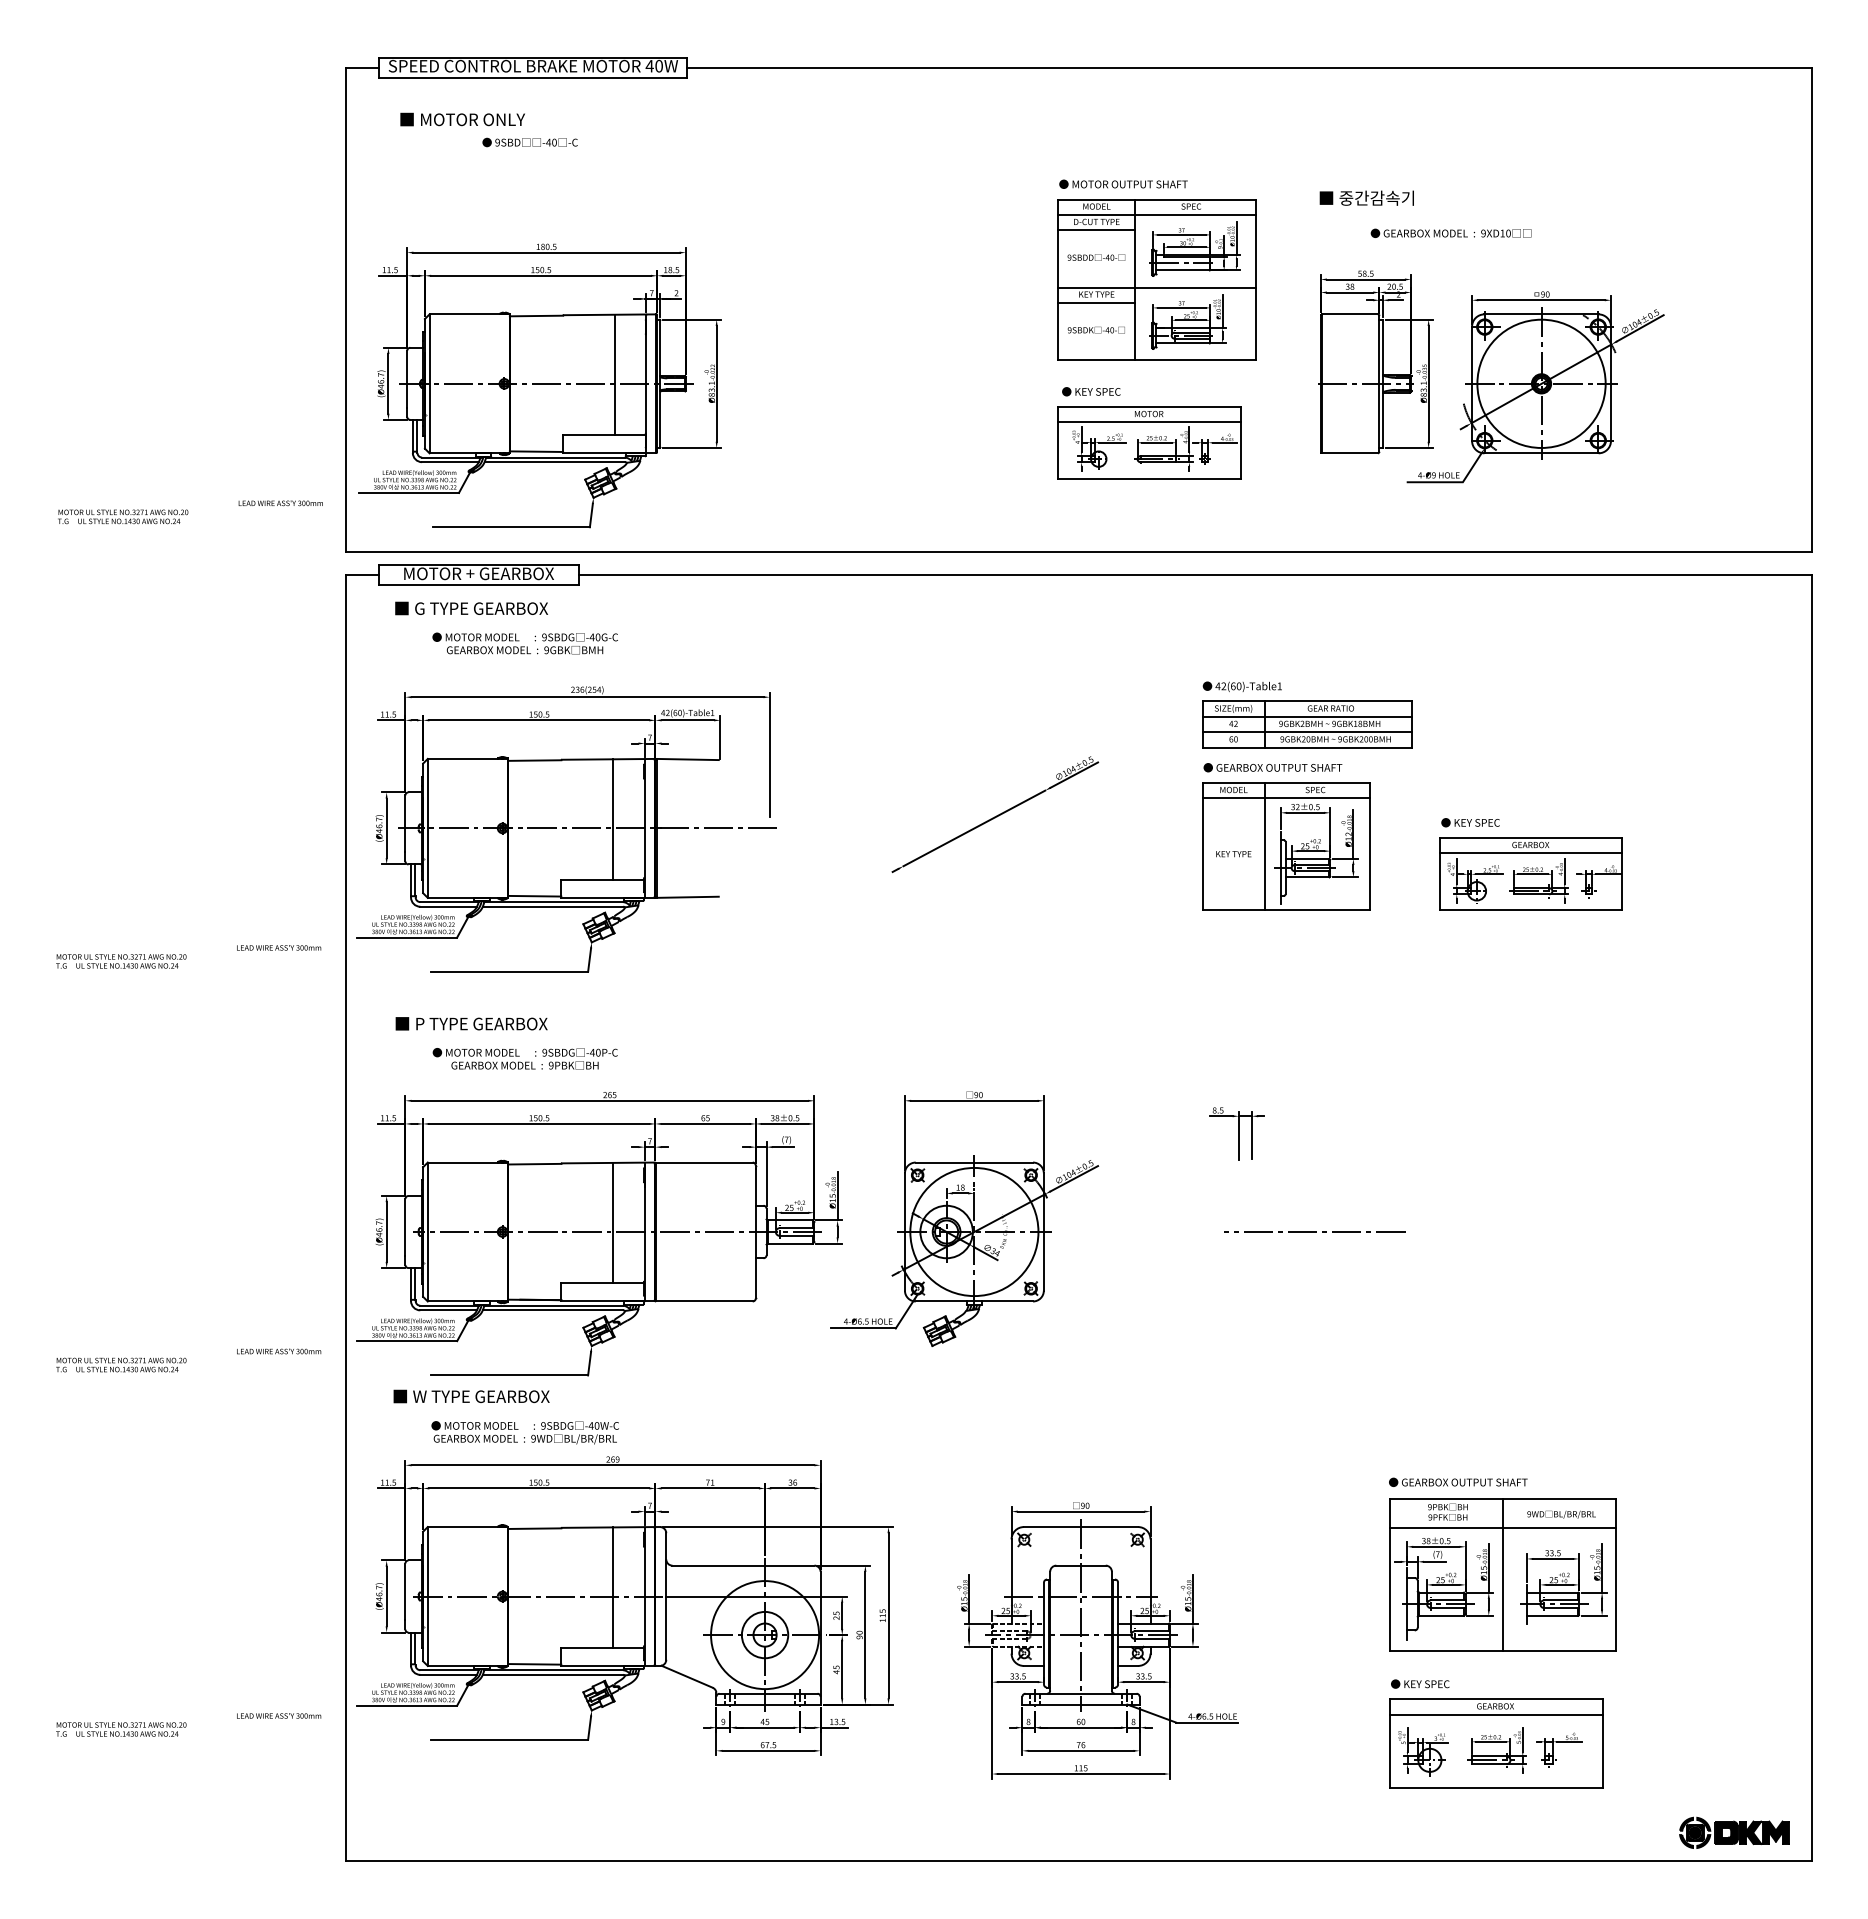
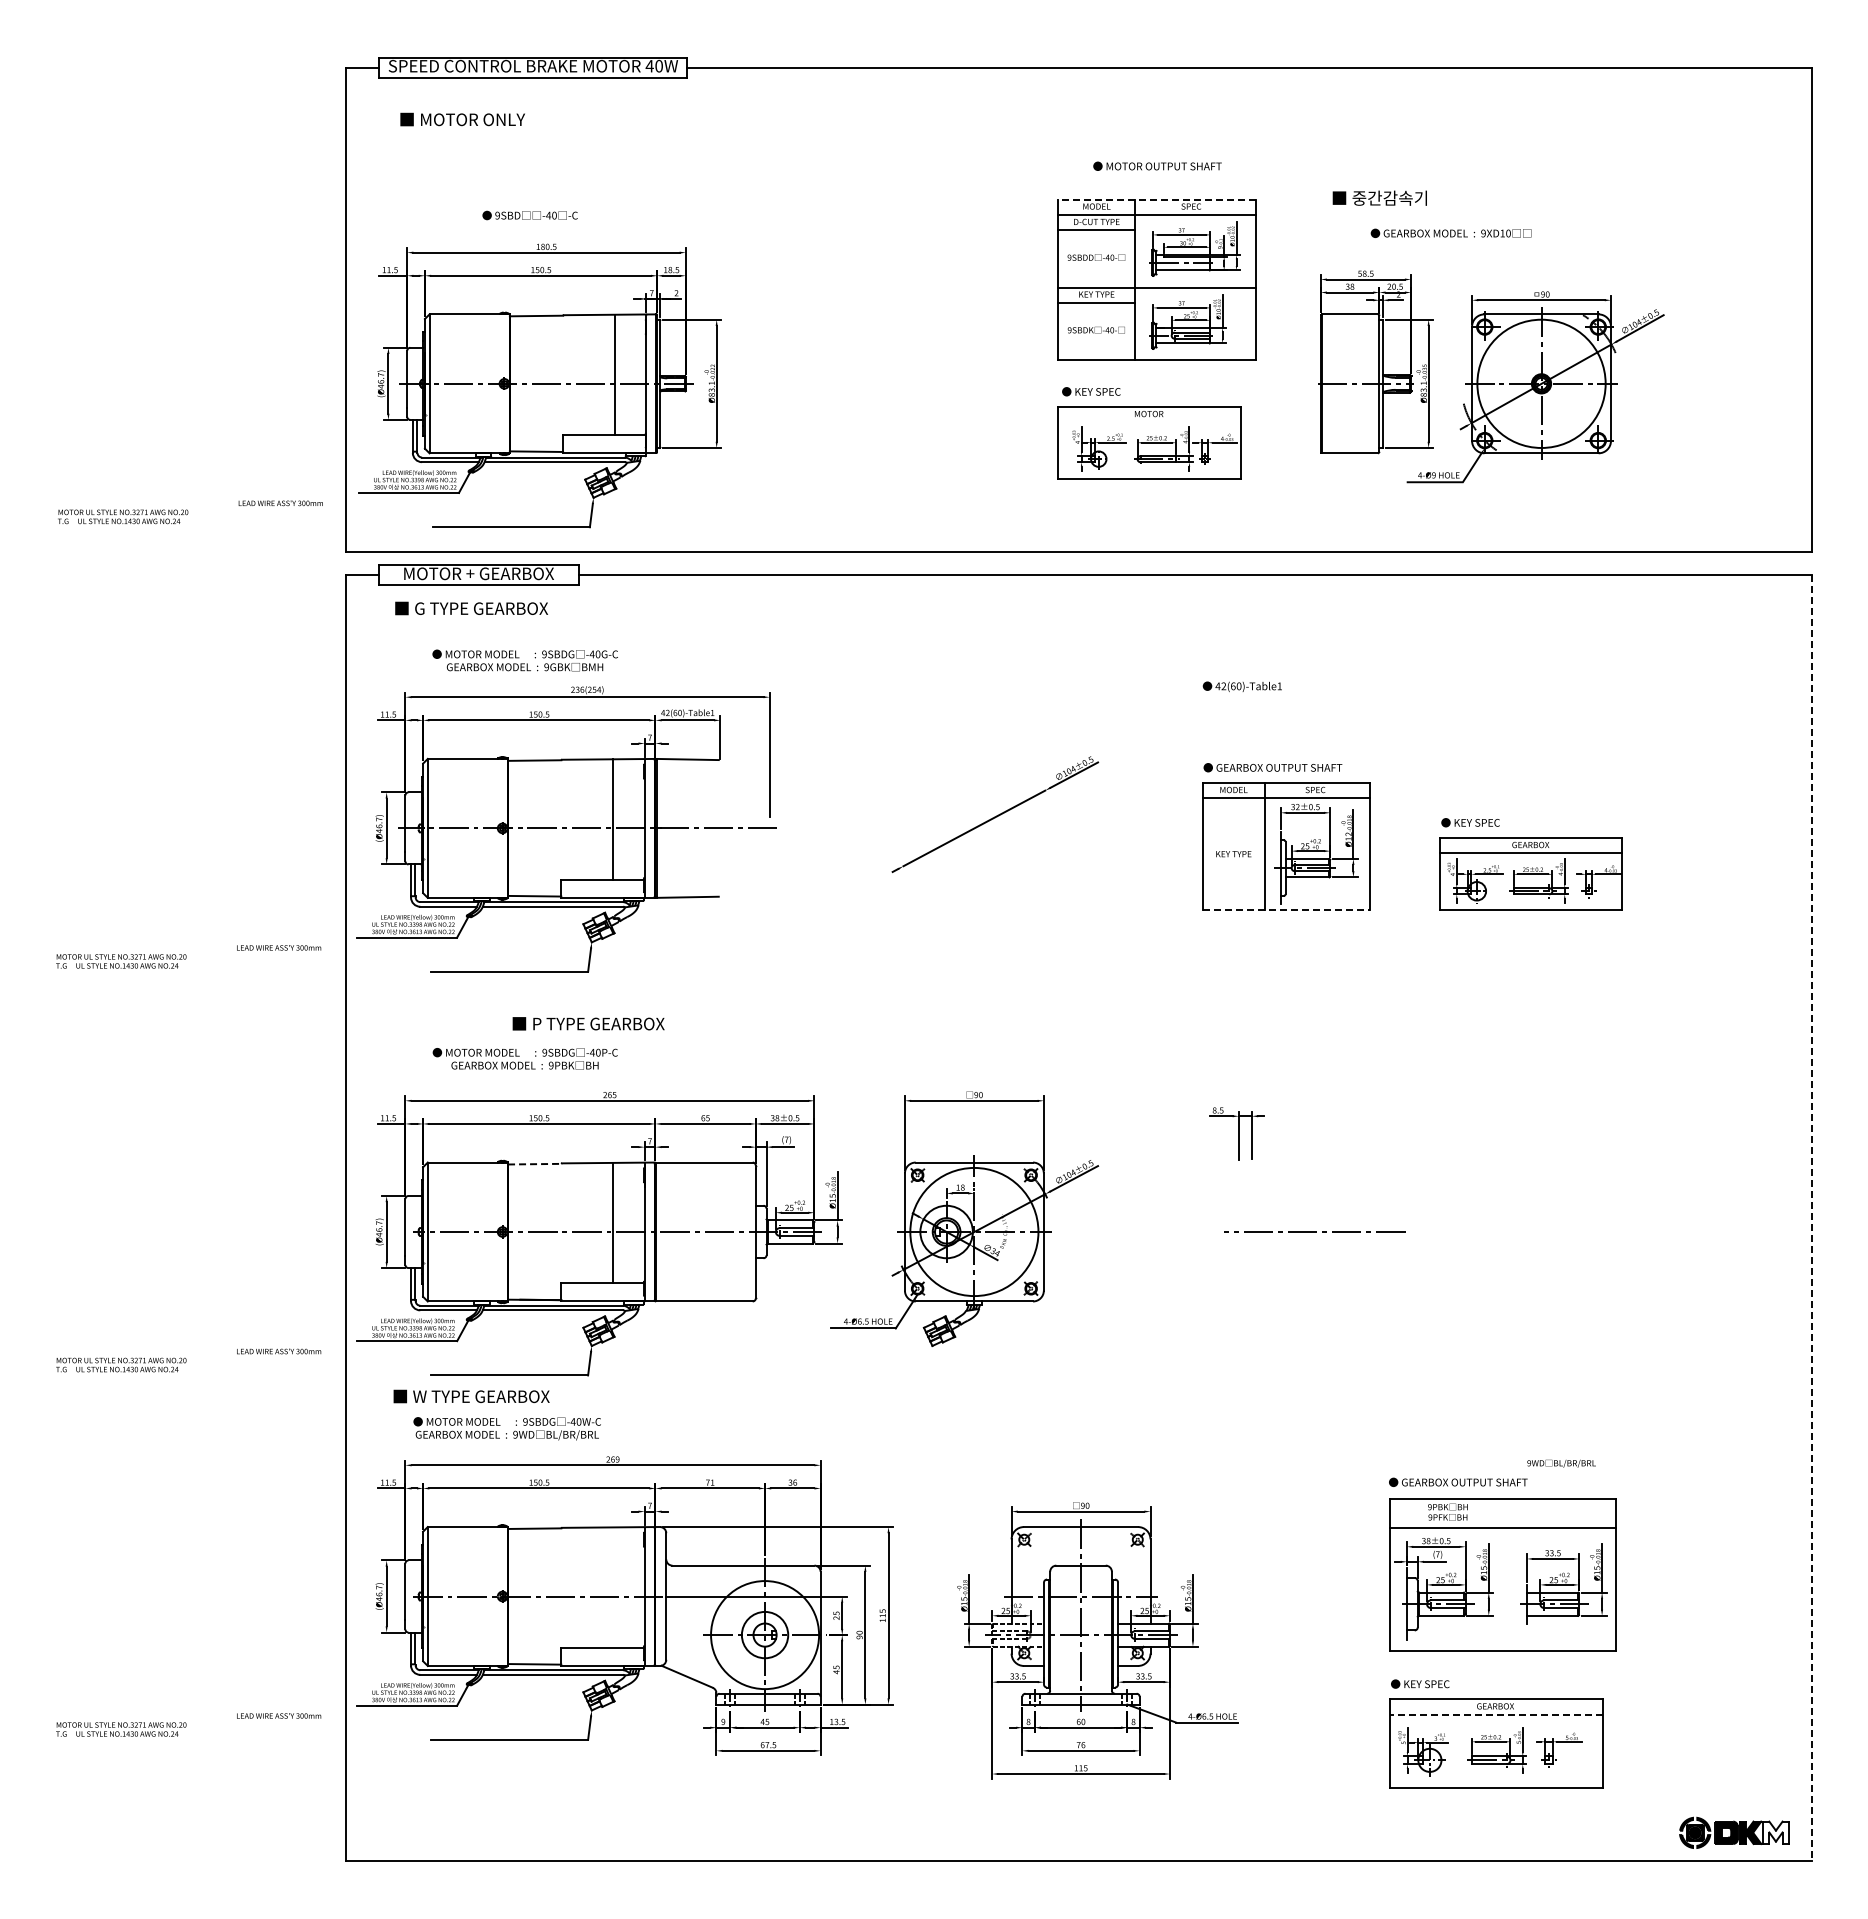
text position: (529, 142) -> (529, 215) (529, 215)
text position: (1123, 183) -> (1157, 165) (1157, 165)
text position: (1366, 197) -> (1379, 197) (1379, 197)
line: solid -> dashed (1157, 199)
line: present -> none (1149, 422)
text position: (524, 643) -> (524, 660) (524, 660)
part: present -> none (1307, 724)
line: solid -> dashed (1286, 910)
text position: (471, 1023) -> (588, 1023) (588, 1023)
line: solid -> dashed (534, 1164)
line: solid -> dashed (1811, 1218)
text position: (524, 1432) -> (506, 1428) (506, 1428)
text position: (1561, 1514) -> (1561, 1463) (1561, 1463)
line: present -> none (1502, 1575)
line: present -> none (613, 1587)
line: solid -> dashed (1496, 1714)
fill: present -> none (1775, 1832)
